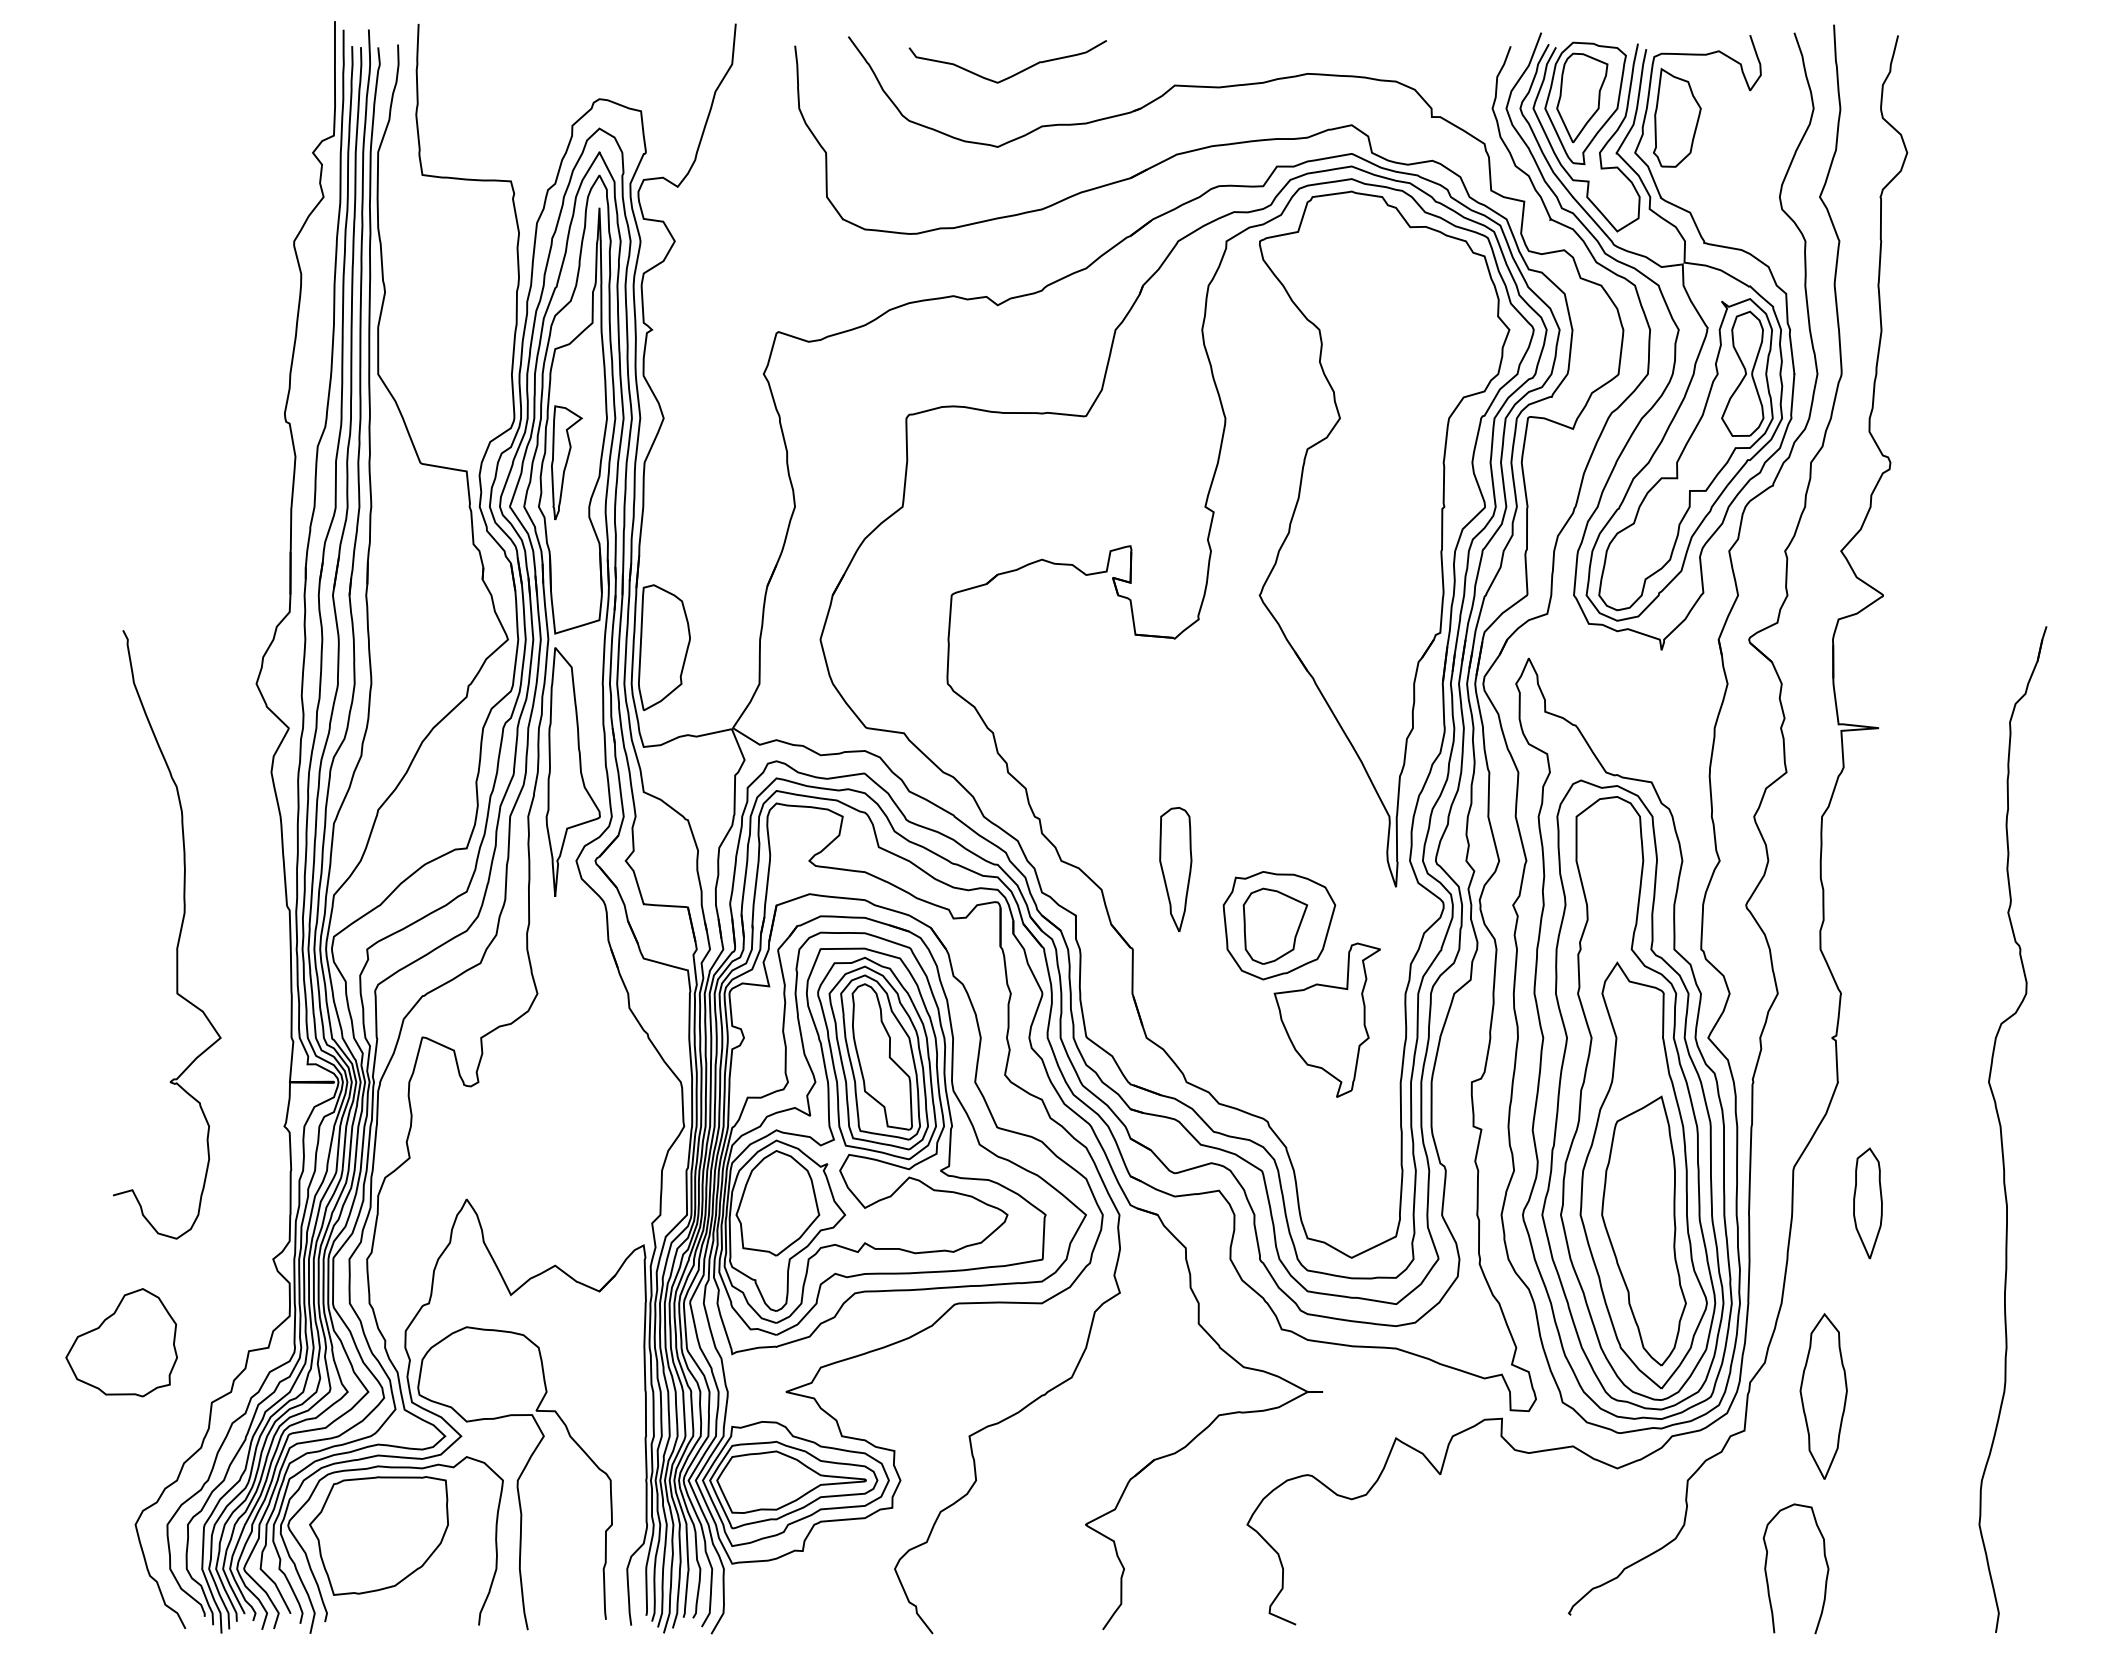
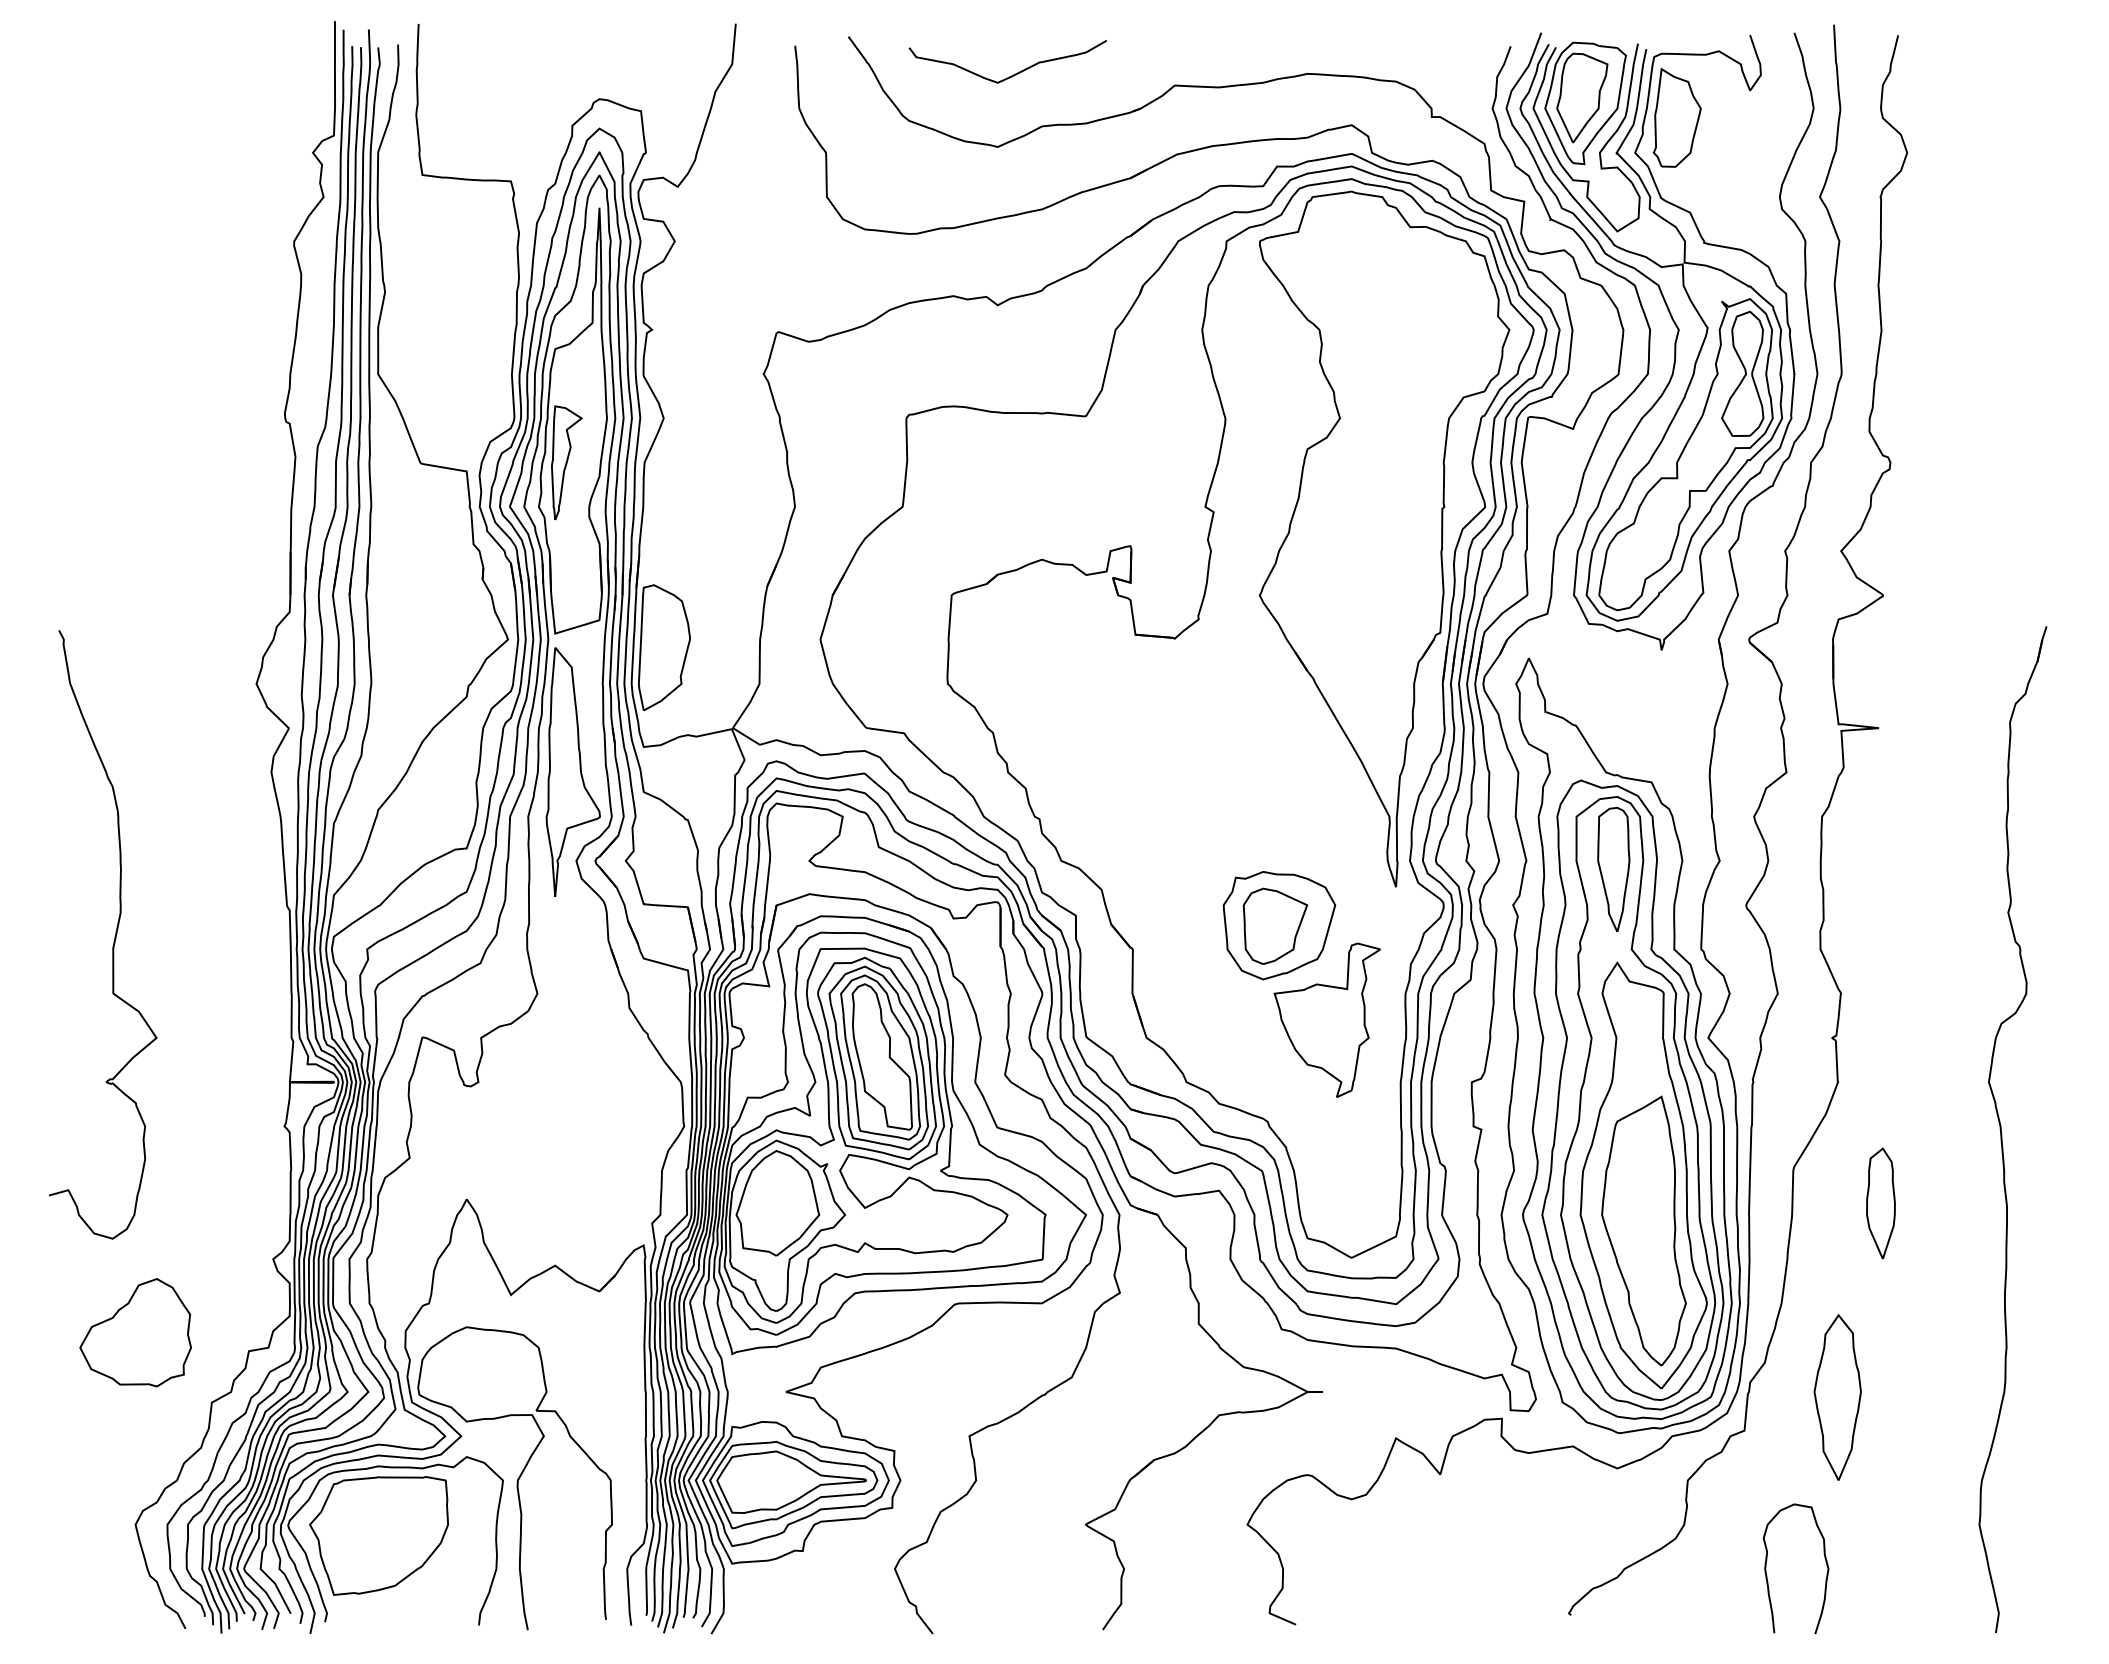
part position: (1175, 869) -> (1613, 869) (1613, 869)
curve position: (178, 936) -> (114, 936) (114, 936)
part position: (1867, 1203) -> (1880, 1203) (1880, 1203)
part position: (121, 1342) -> (135, 1332) (135, 1332)
part position: (1823, 1396) -> (1837, 1397) (1837, 1397)
